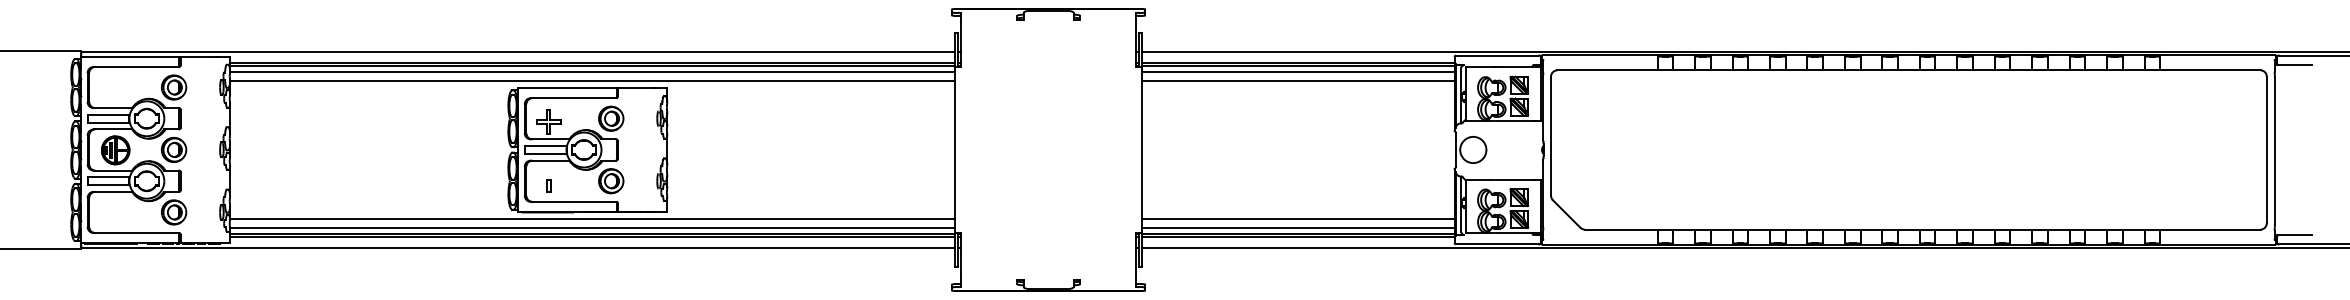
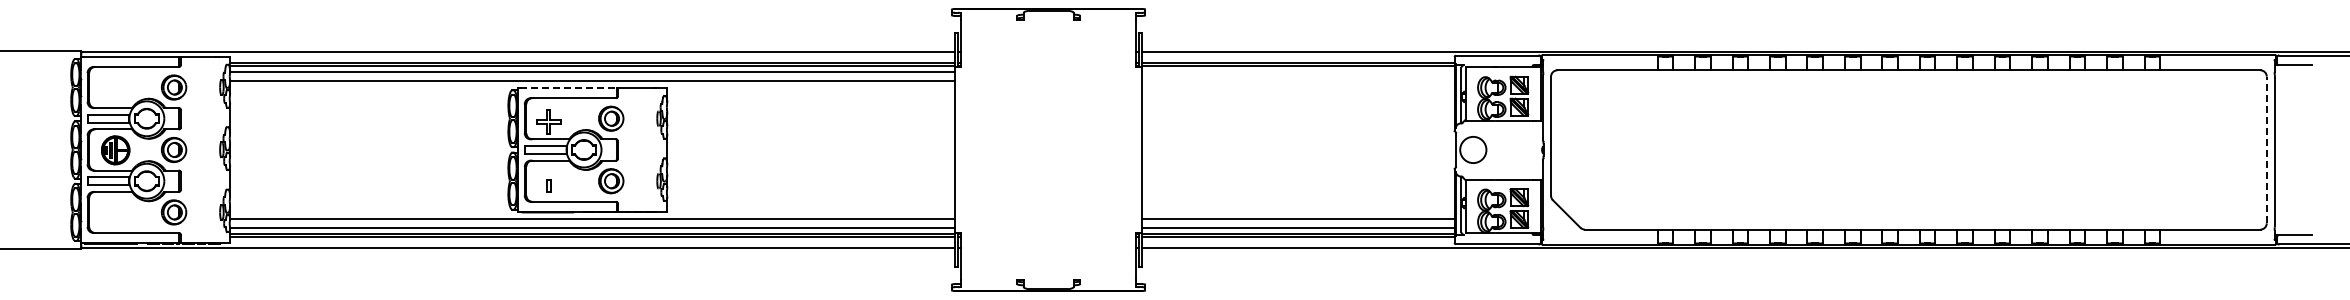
line: present -> none (1298, 71)
line: present -> none (1298, 81)
line: solid -> dashed (568, 88)
line: solid -> dashed (2266, 149)
